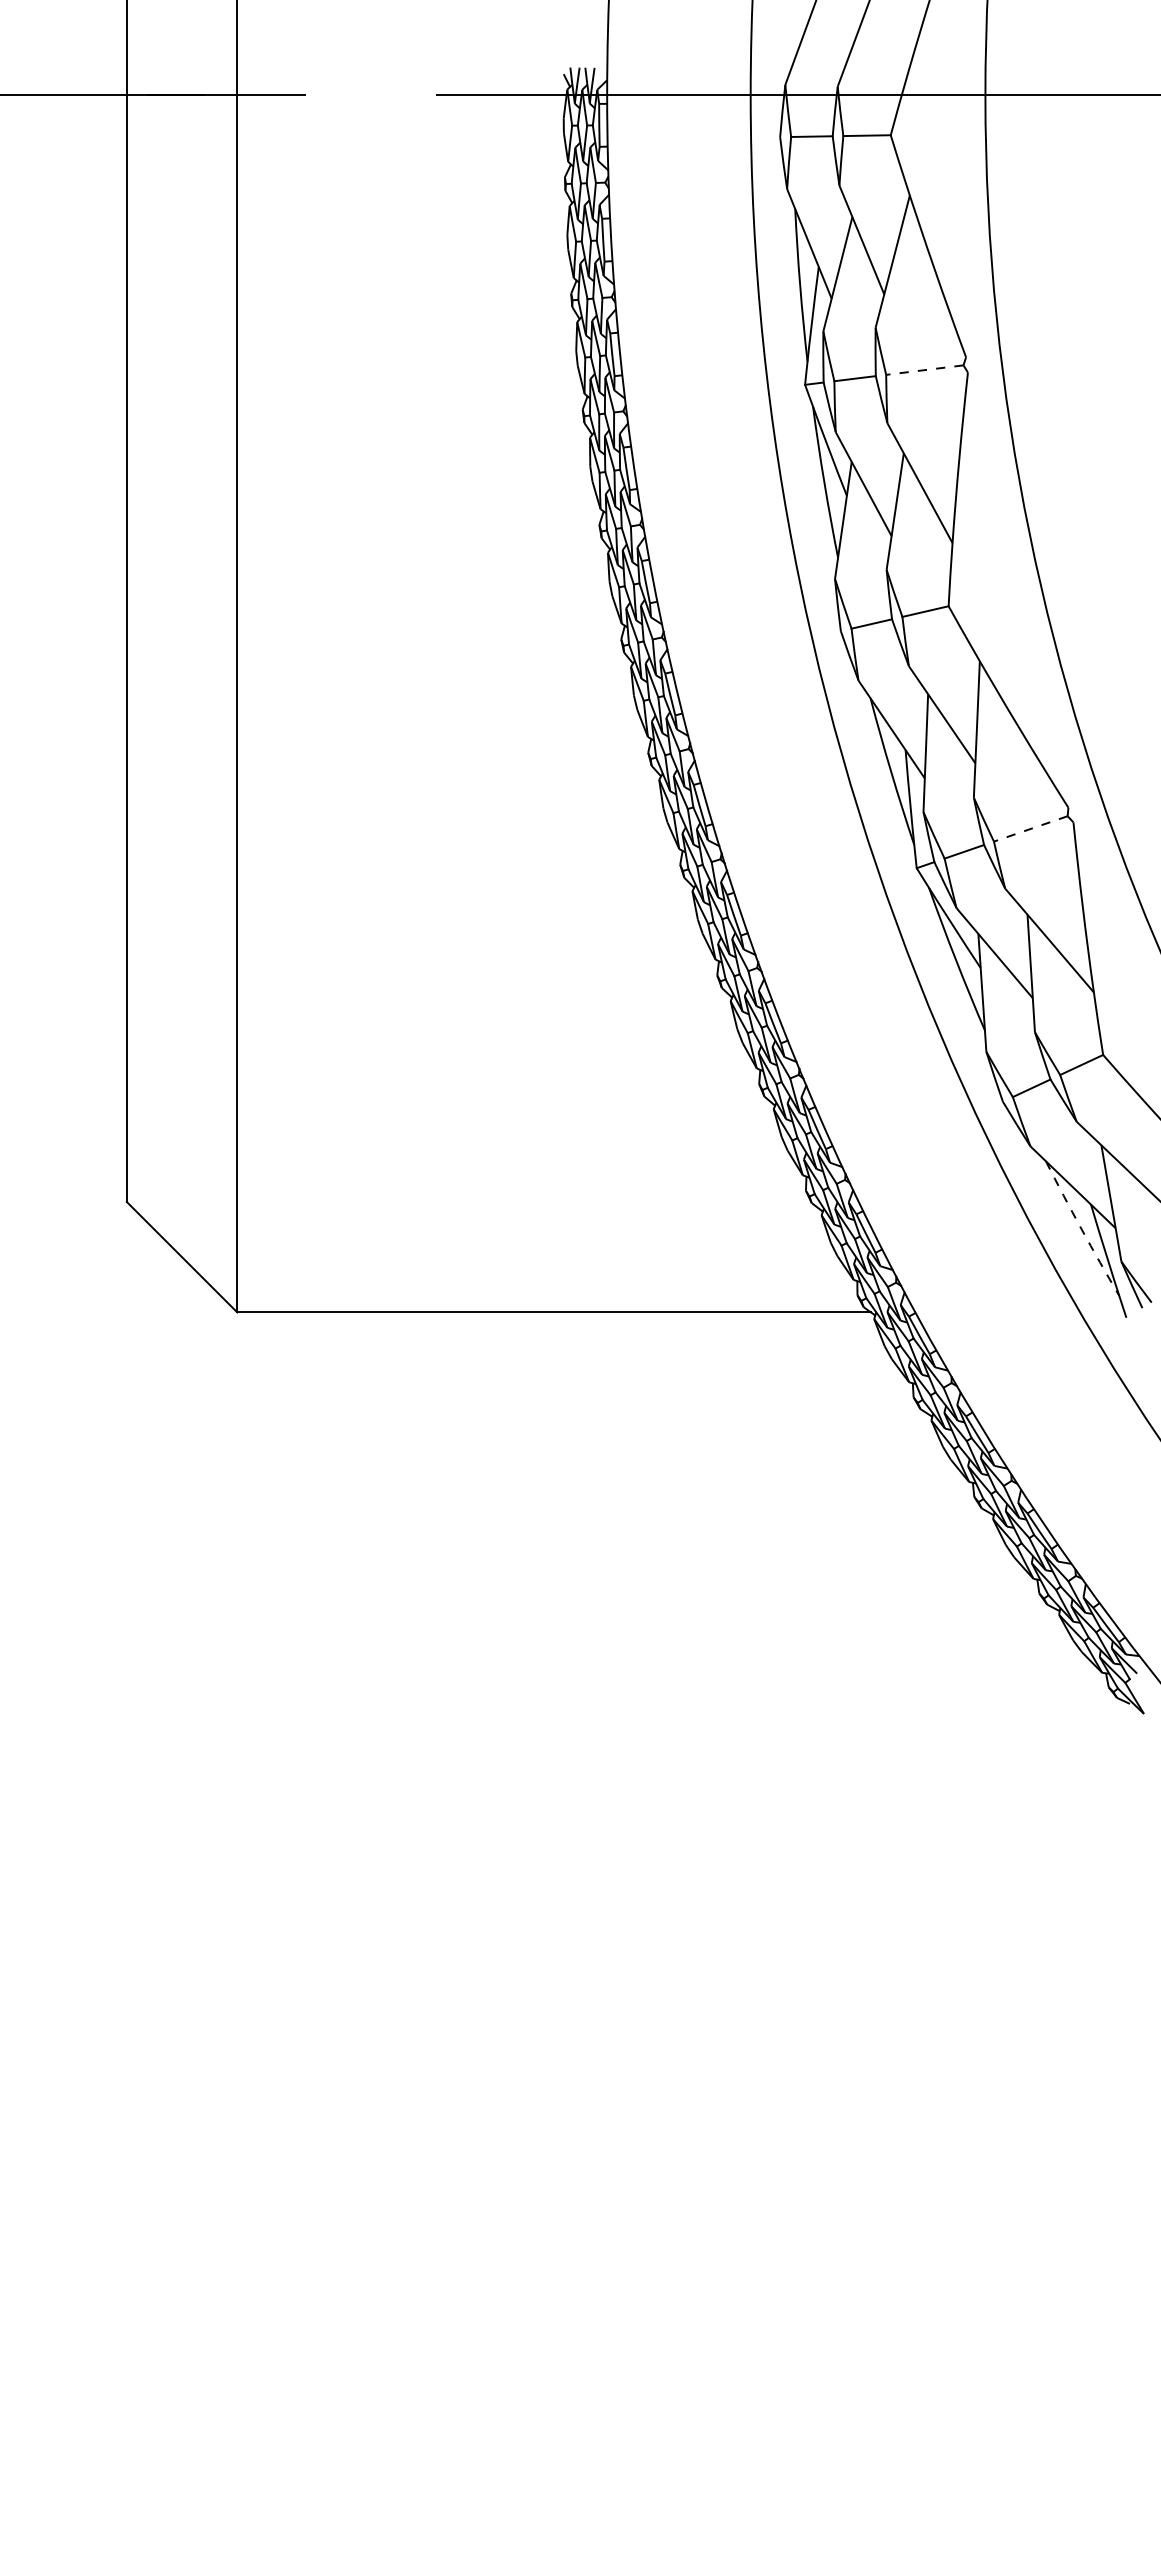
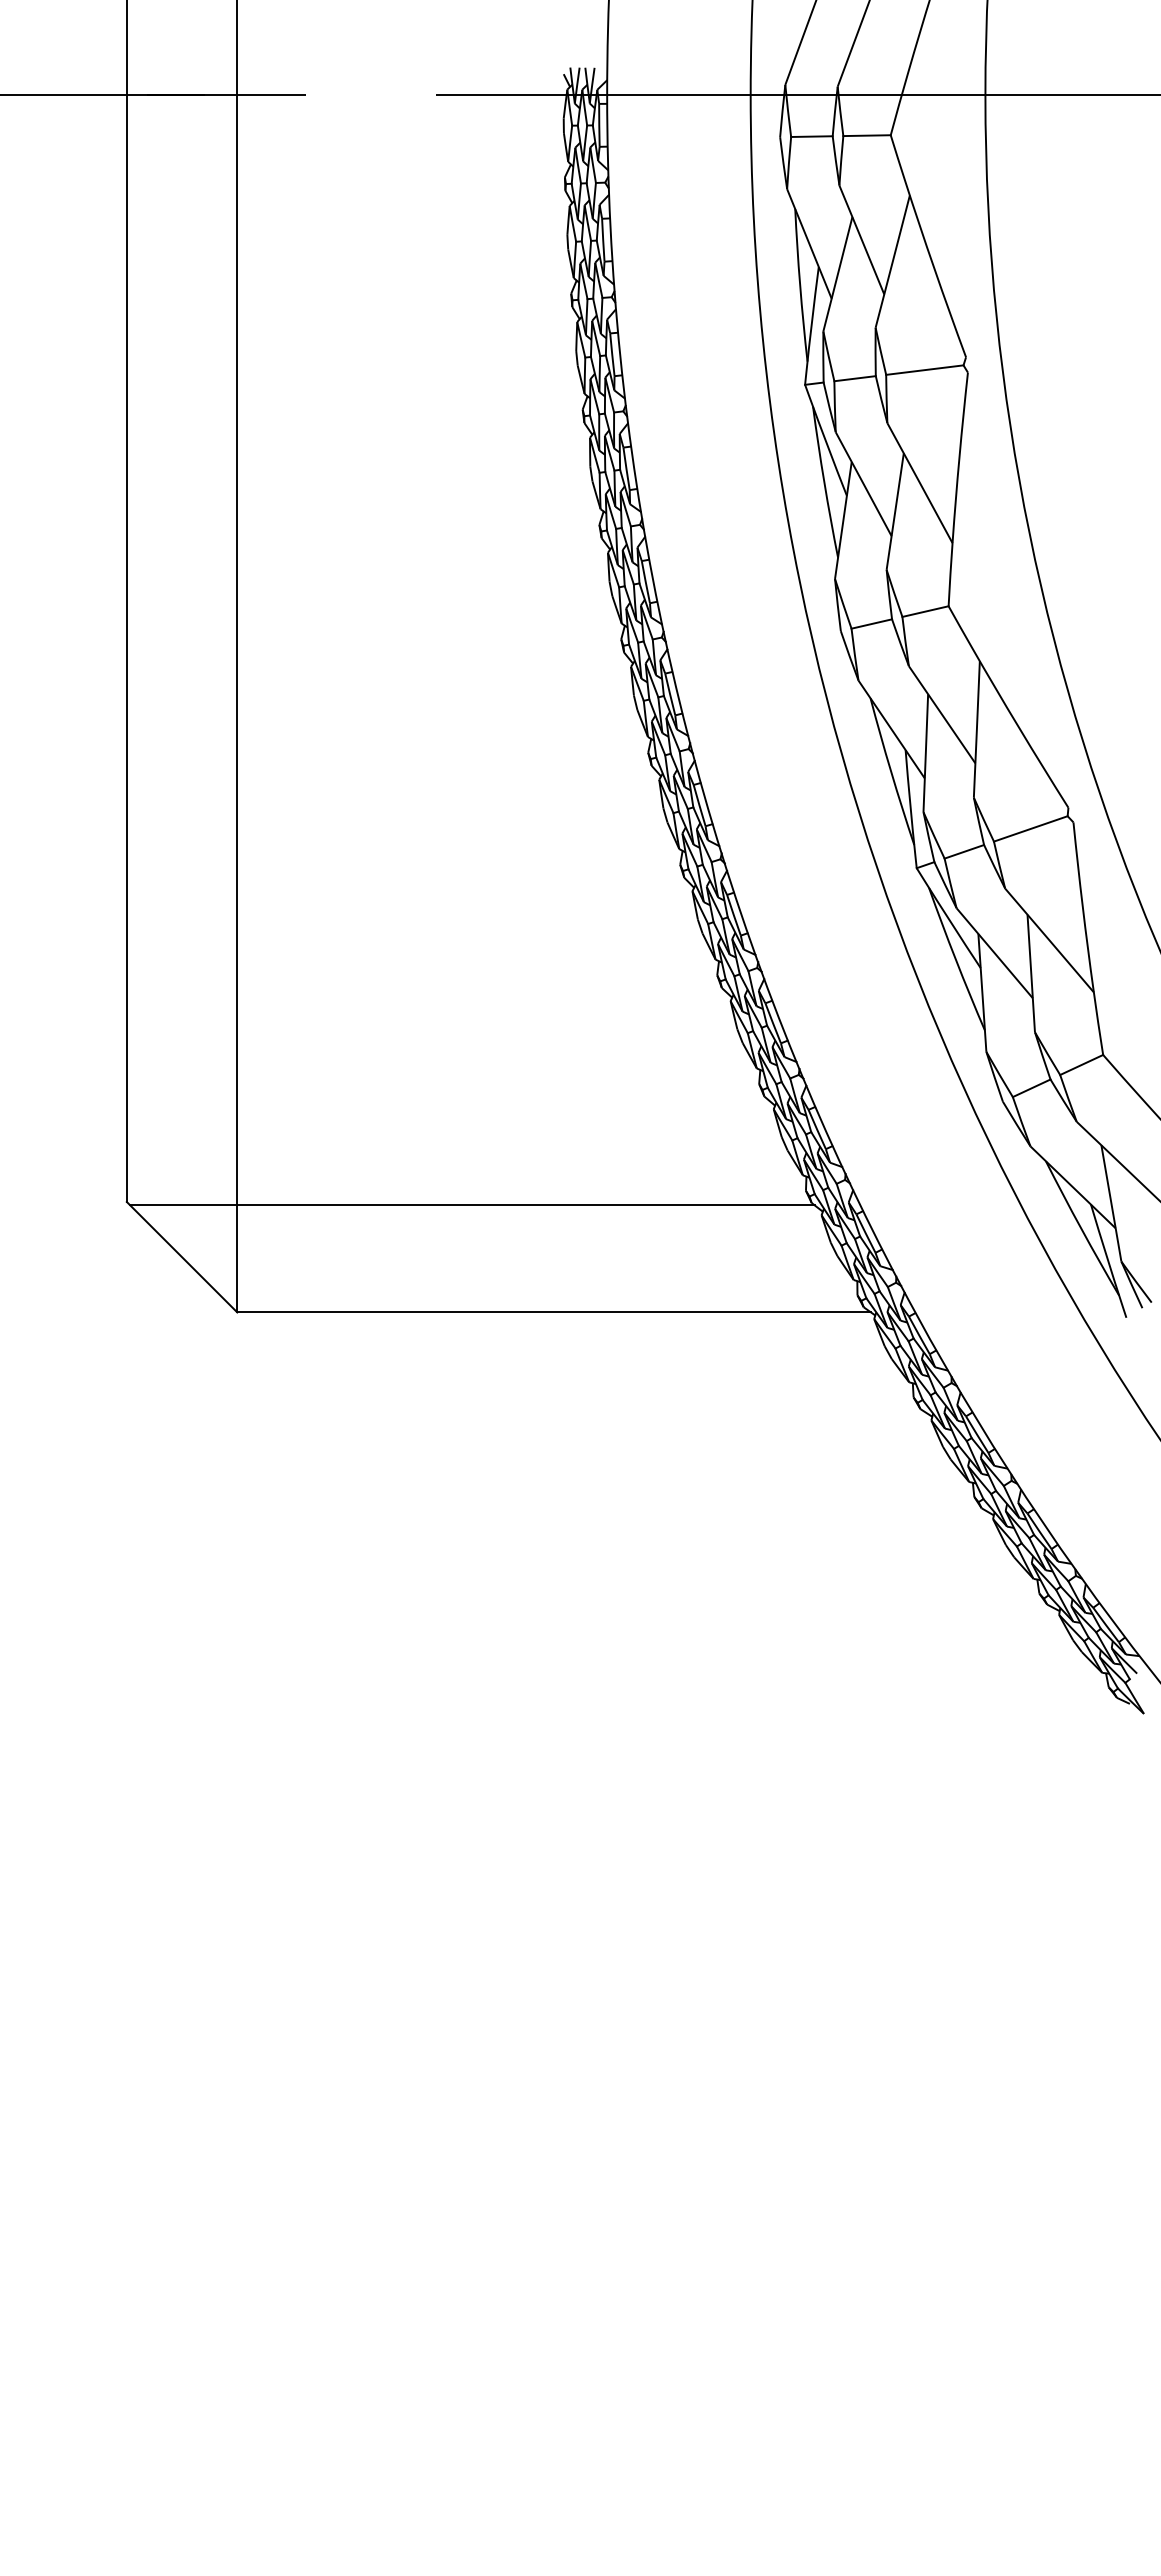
line: dashed -> solid (924, 370)
line: dashed -> solid (1030, 828)
line: none -> present (472, 1205)
arc: dashed -> solid (1081, 1229)
